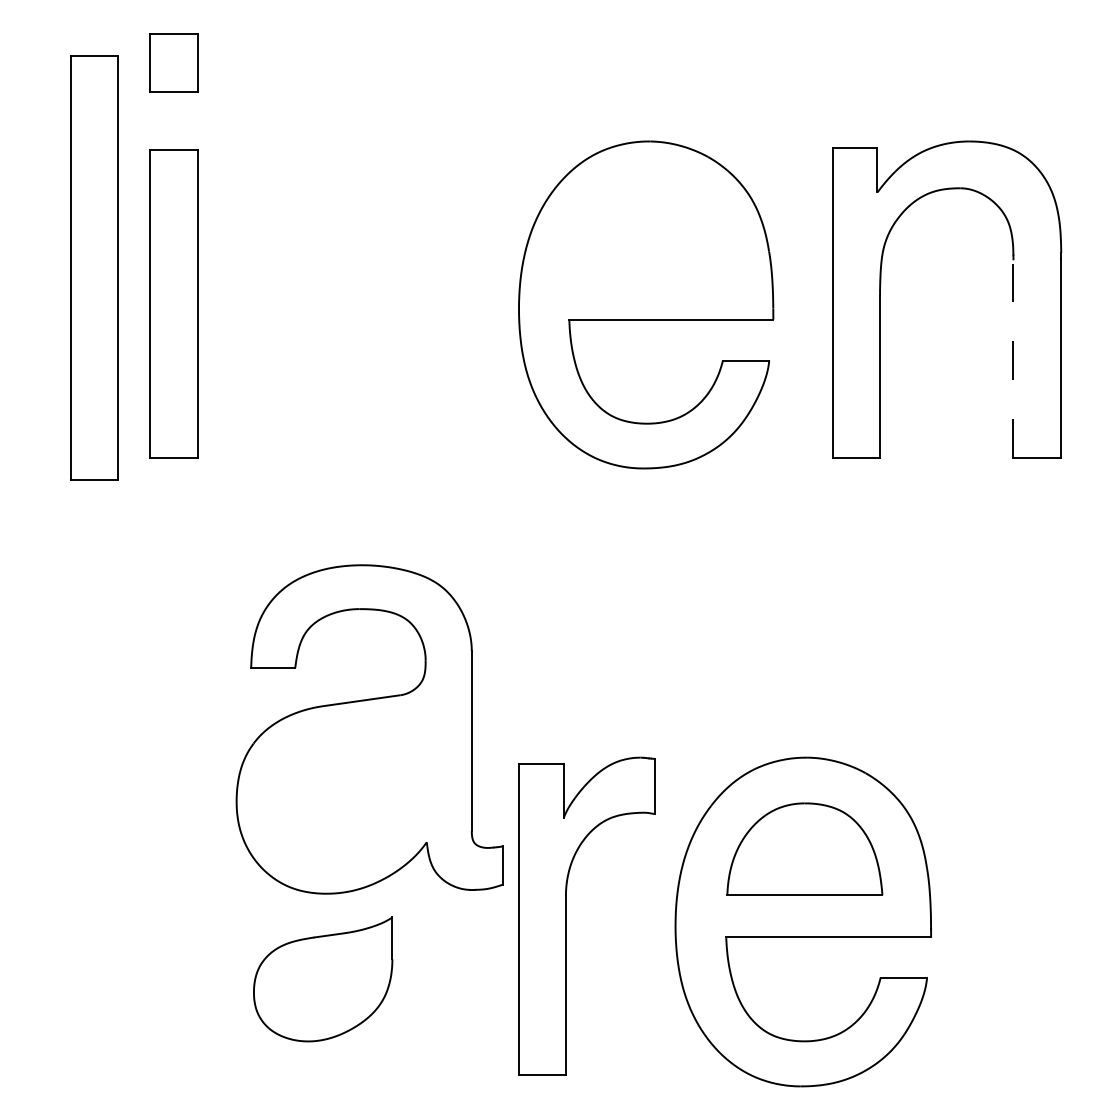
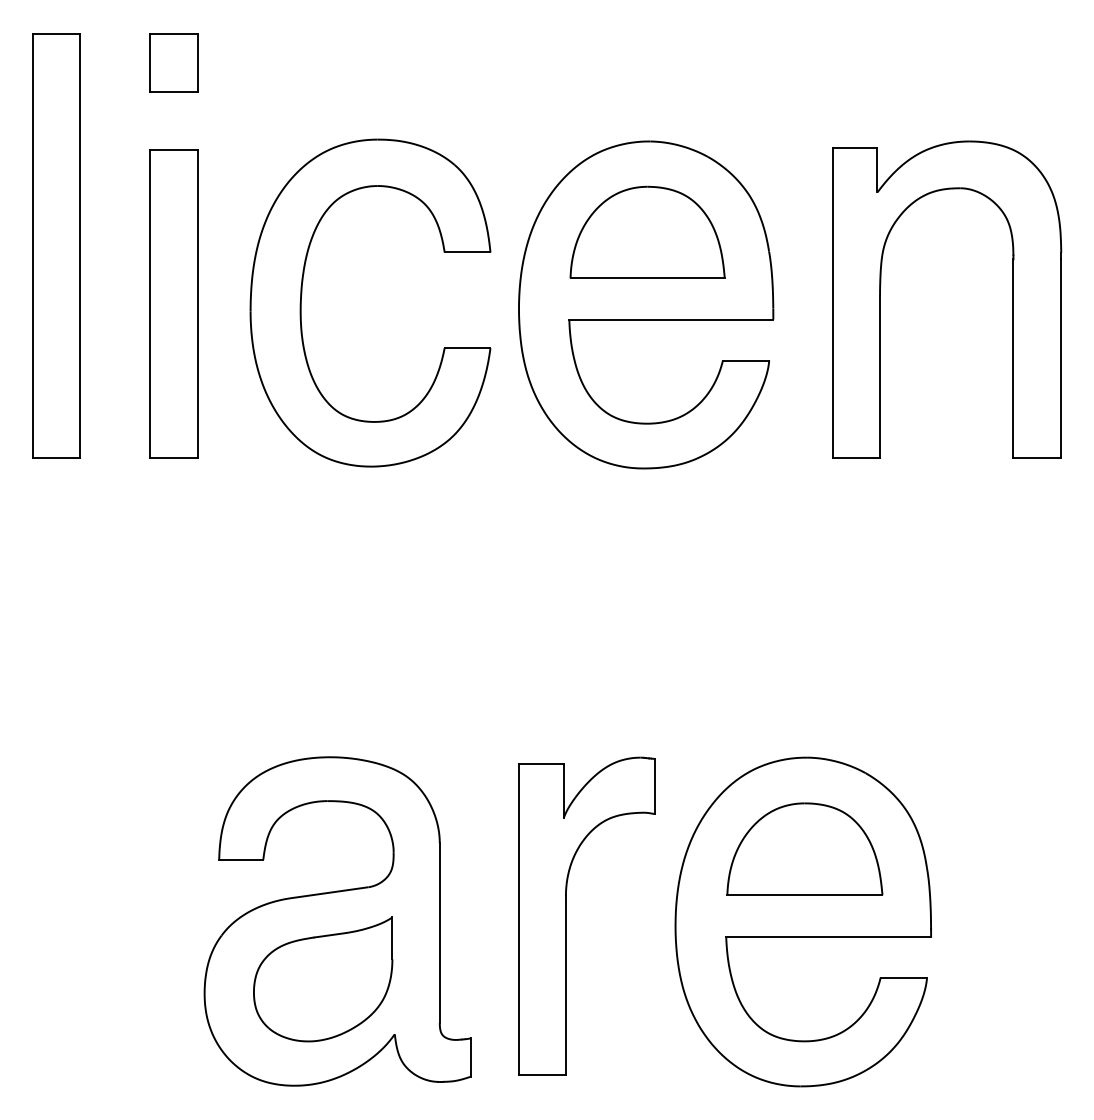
part: none -> present (647, 231)
part position: (94, 267) -> (56, 245) (56, 245)
part: none -> present (302, 294)
line: dashed -> solid (1013, 358)
part position: (369, 729) -> (337, 921) (337, 921)
